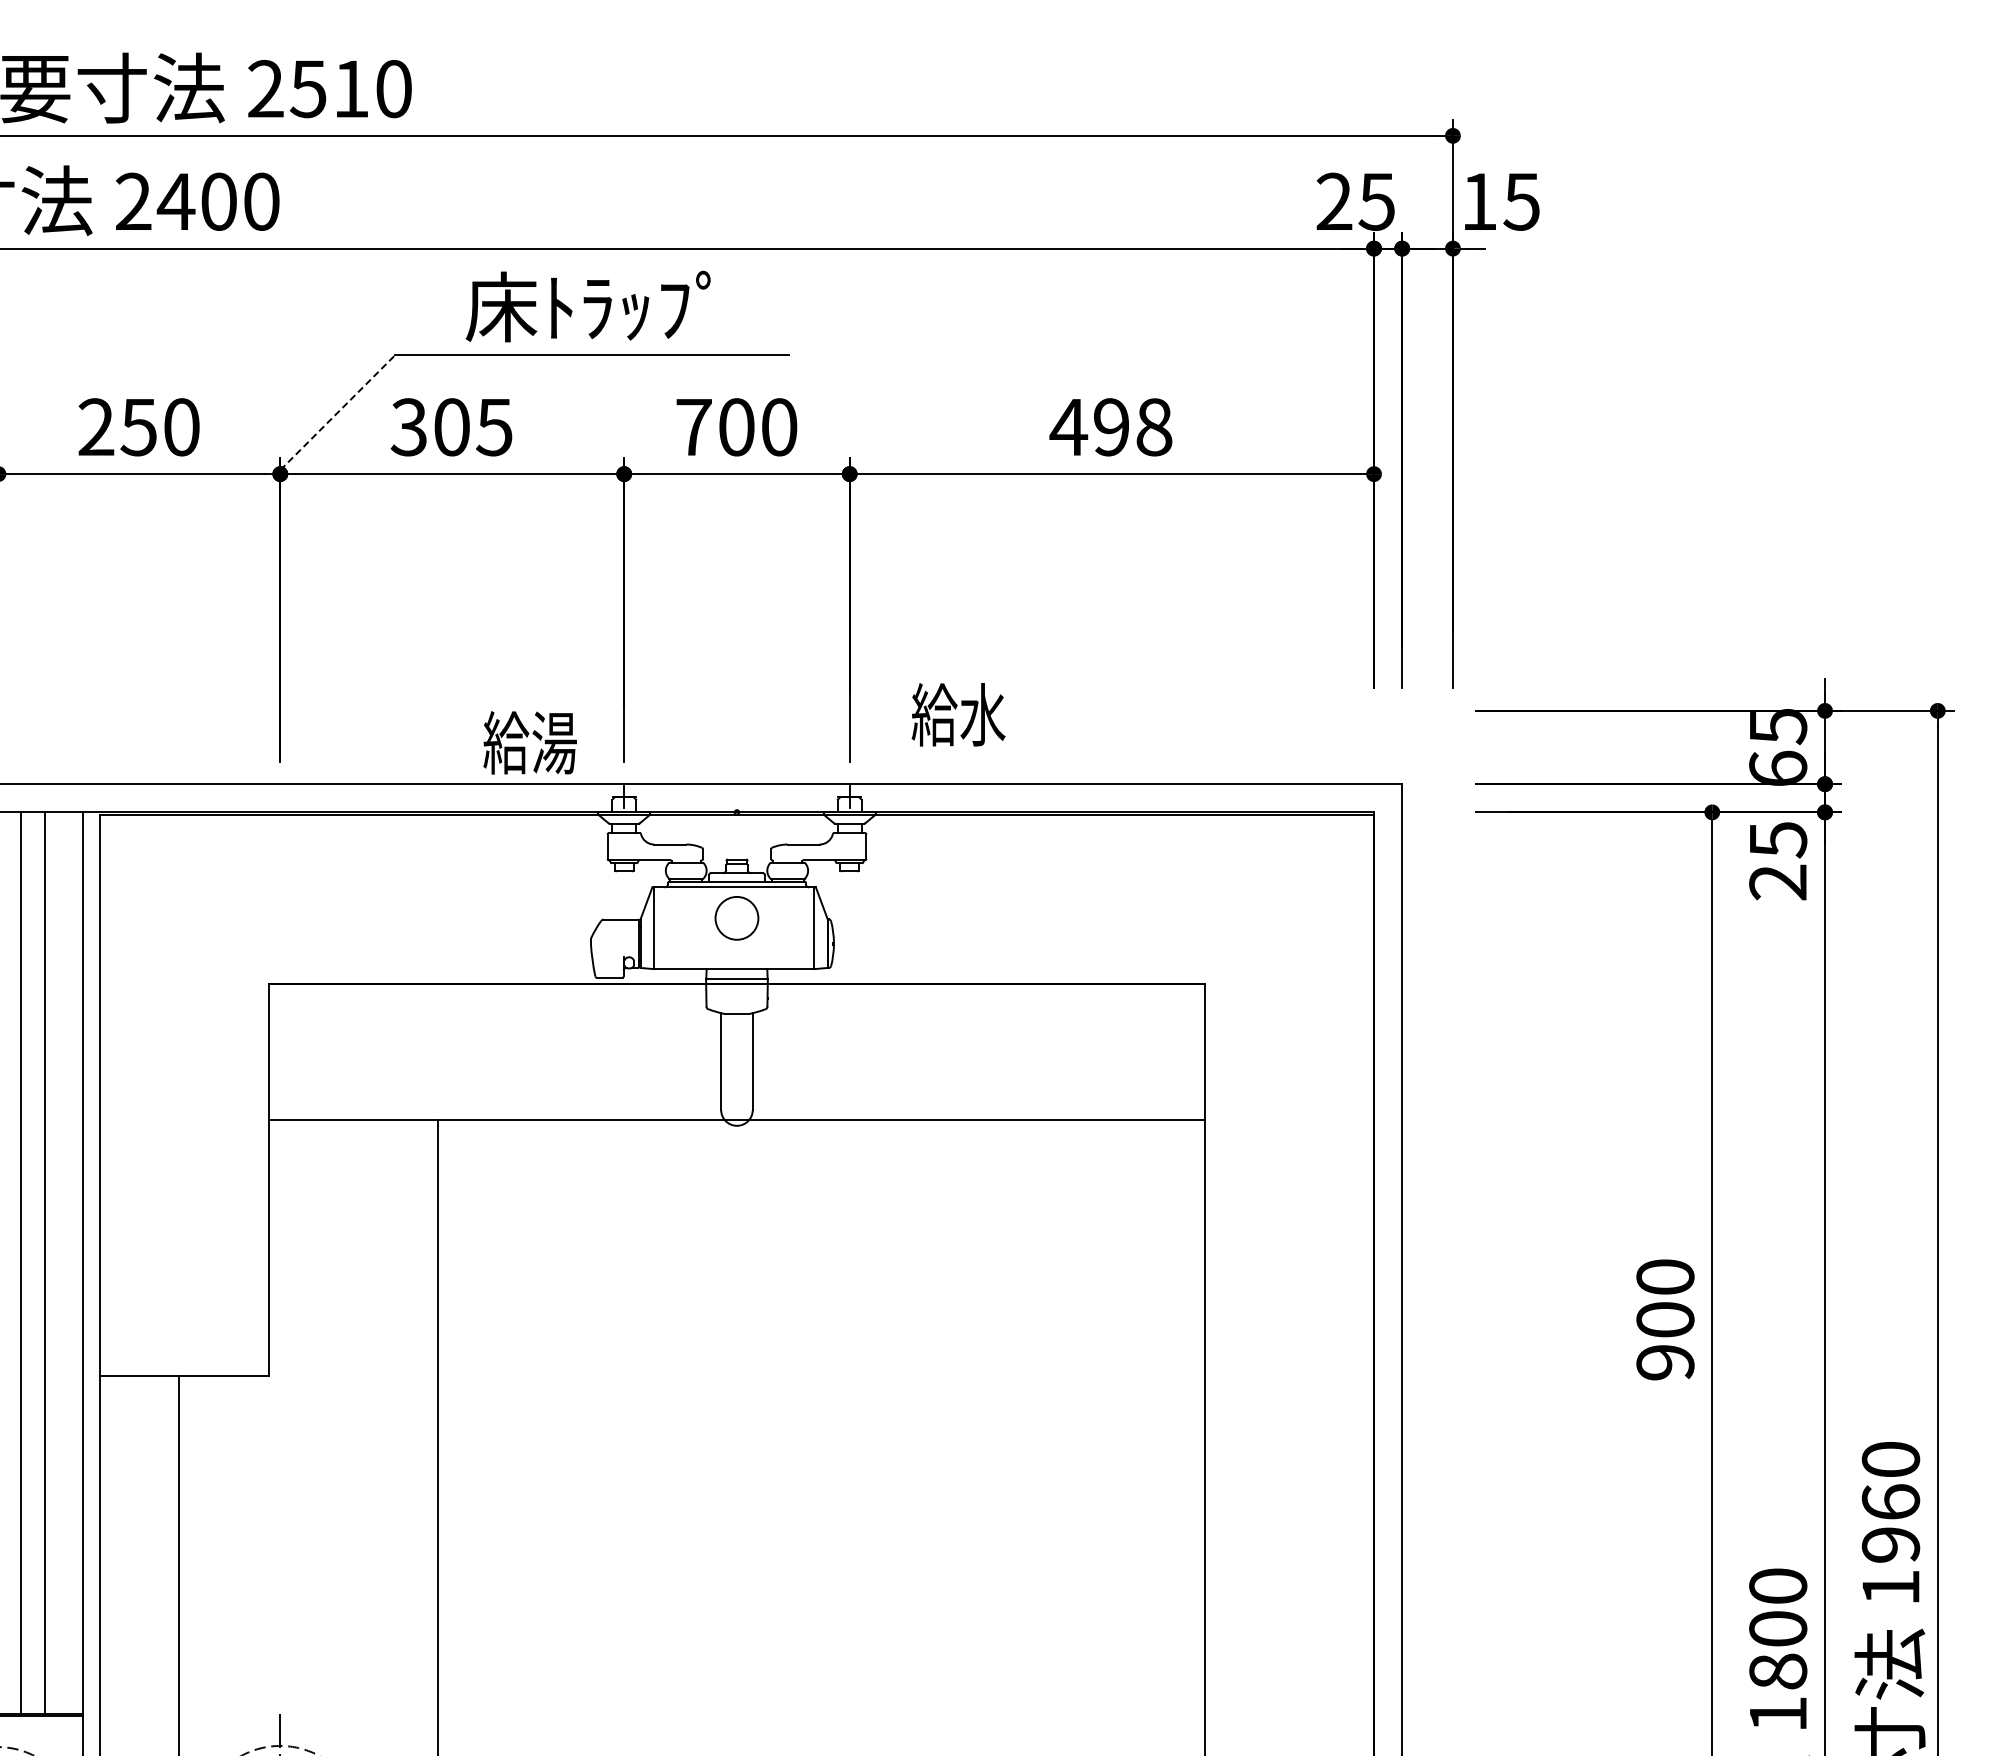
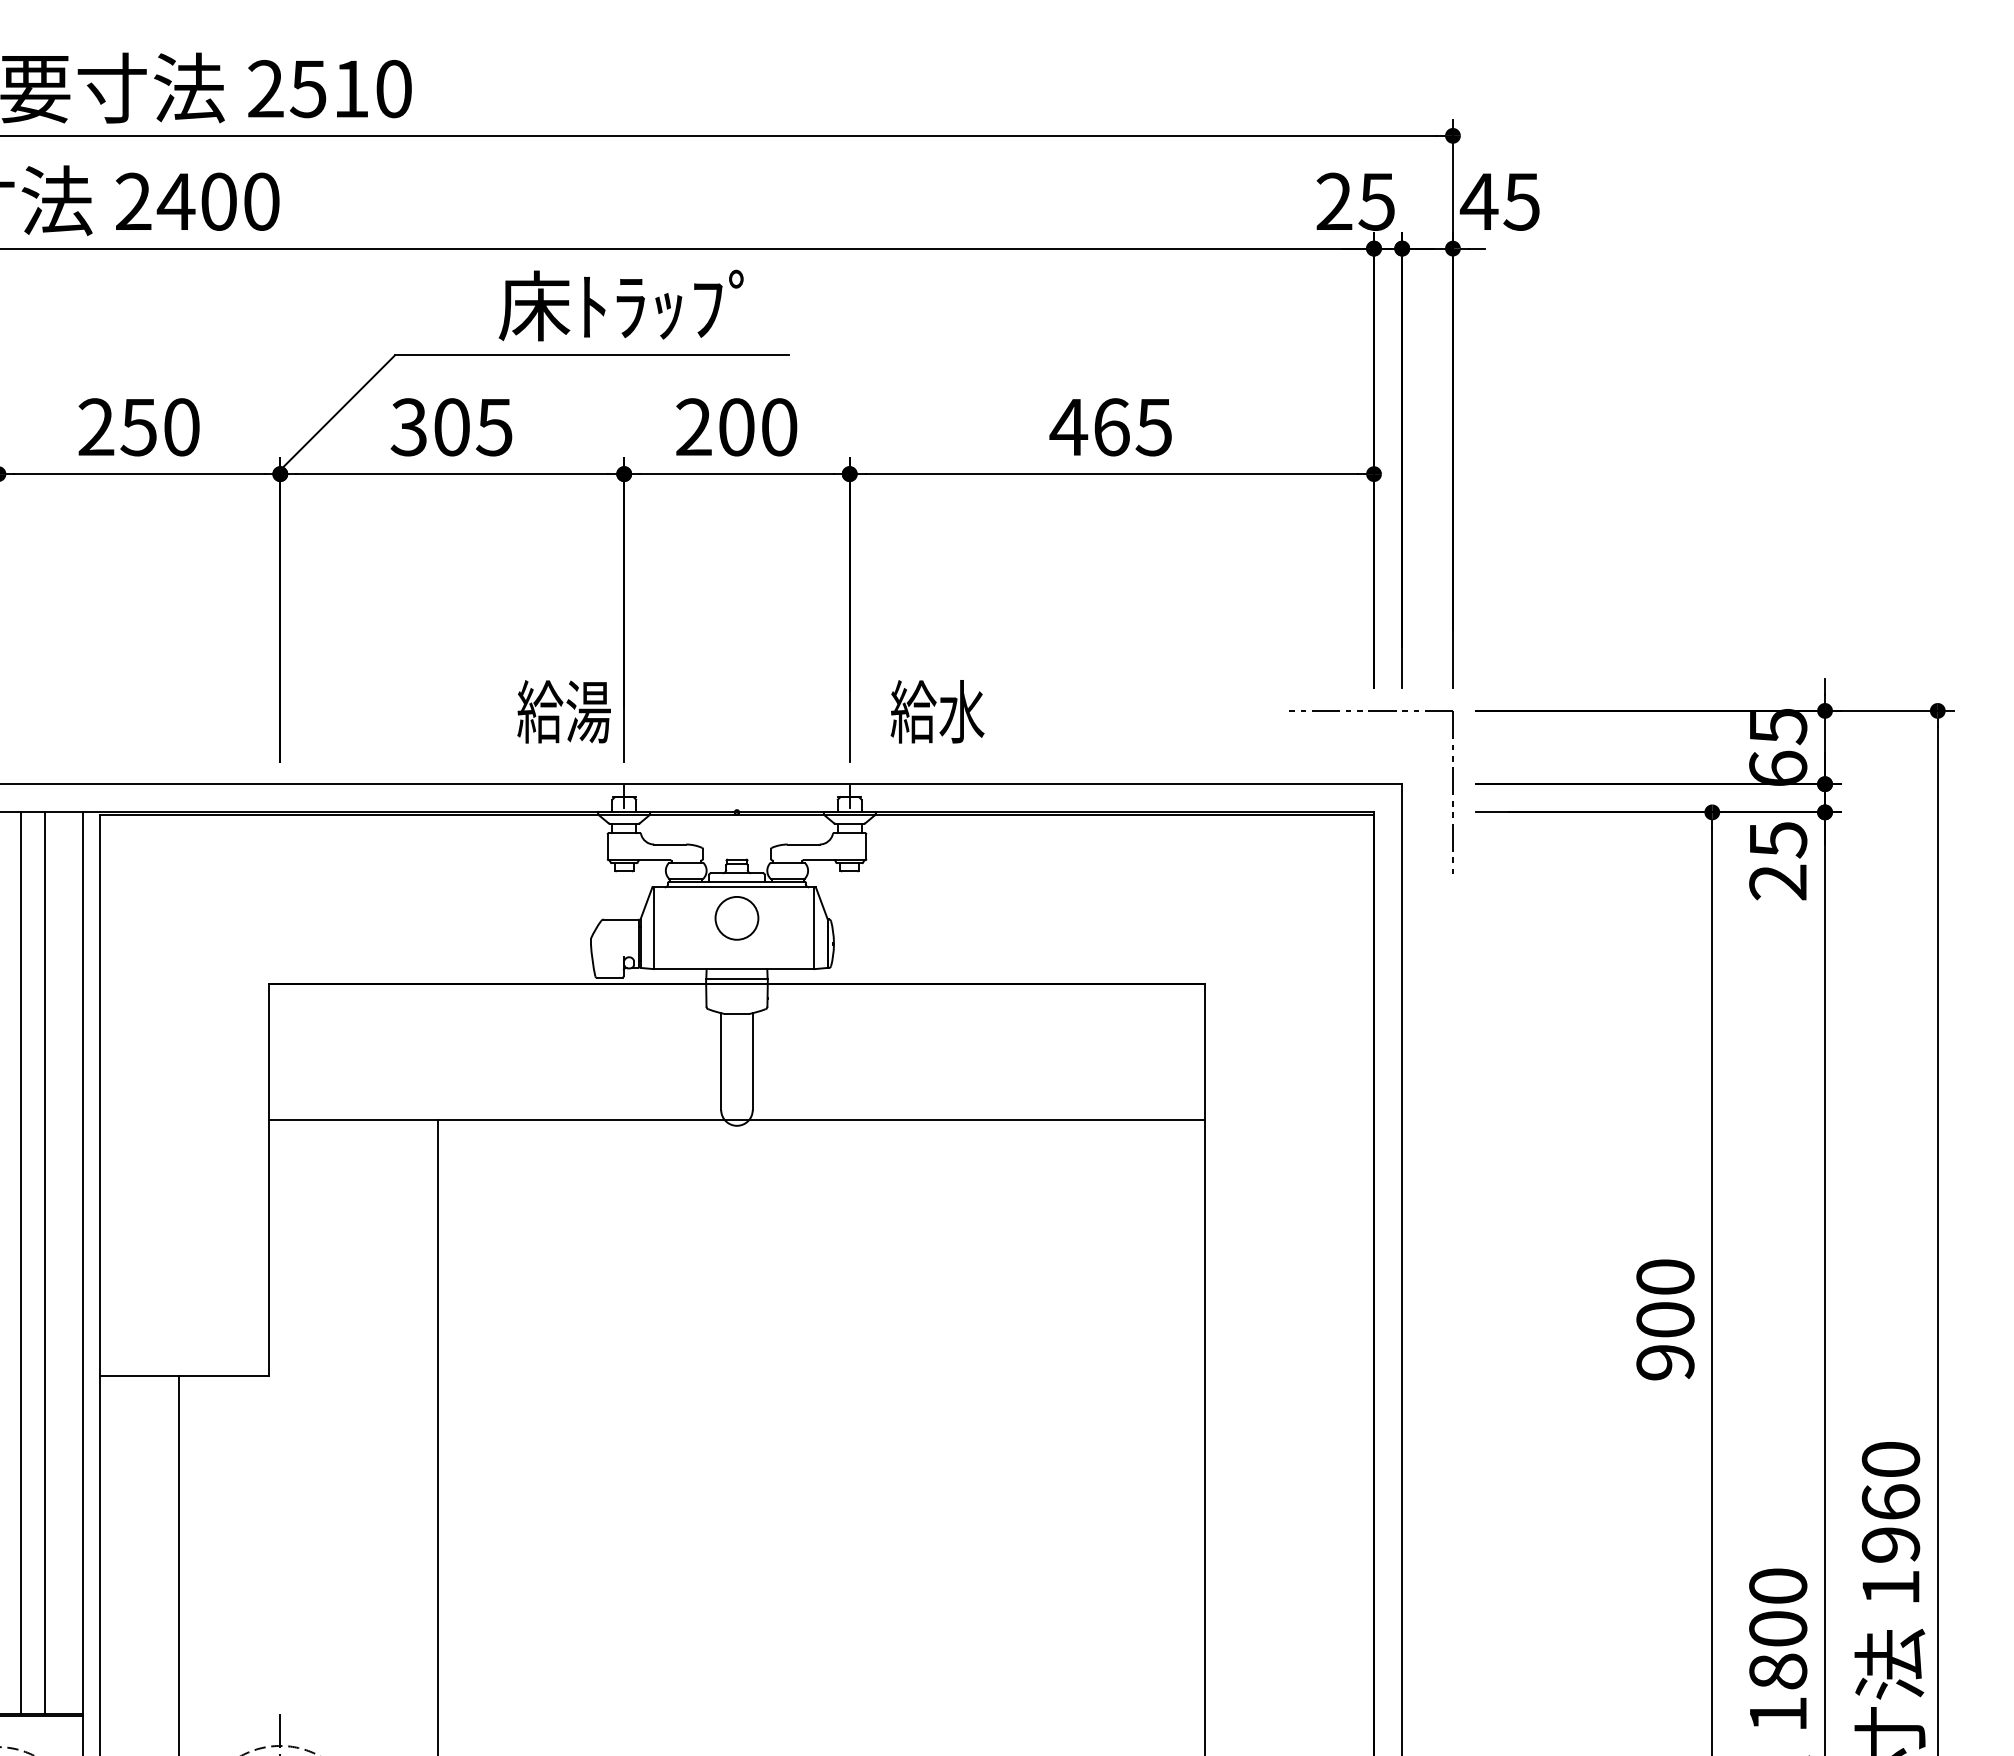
text: 15 -> 45 (1478, 201)
text position: (587, 306) -> (620, 305) (620, 305)
line: dashed -> solid (338, 412)
text: 700 -> 200 (693, 426)
text: 498 -> 465 (1133, 427)
part: none -> present (1371, 711)
text position: (958, 714) -> (937, 711) (937, 711)
text position: (529, 742) -> (563, 711) (563, 711)
